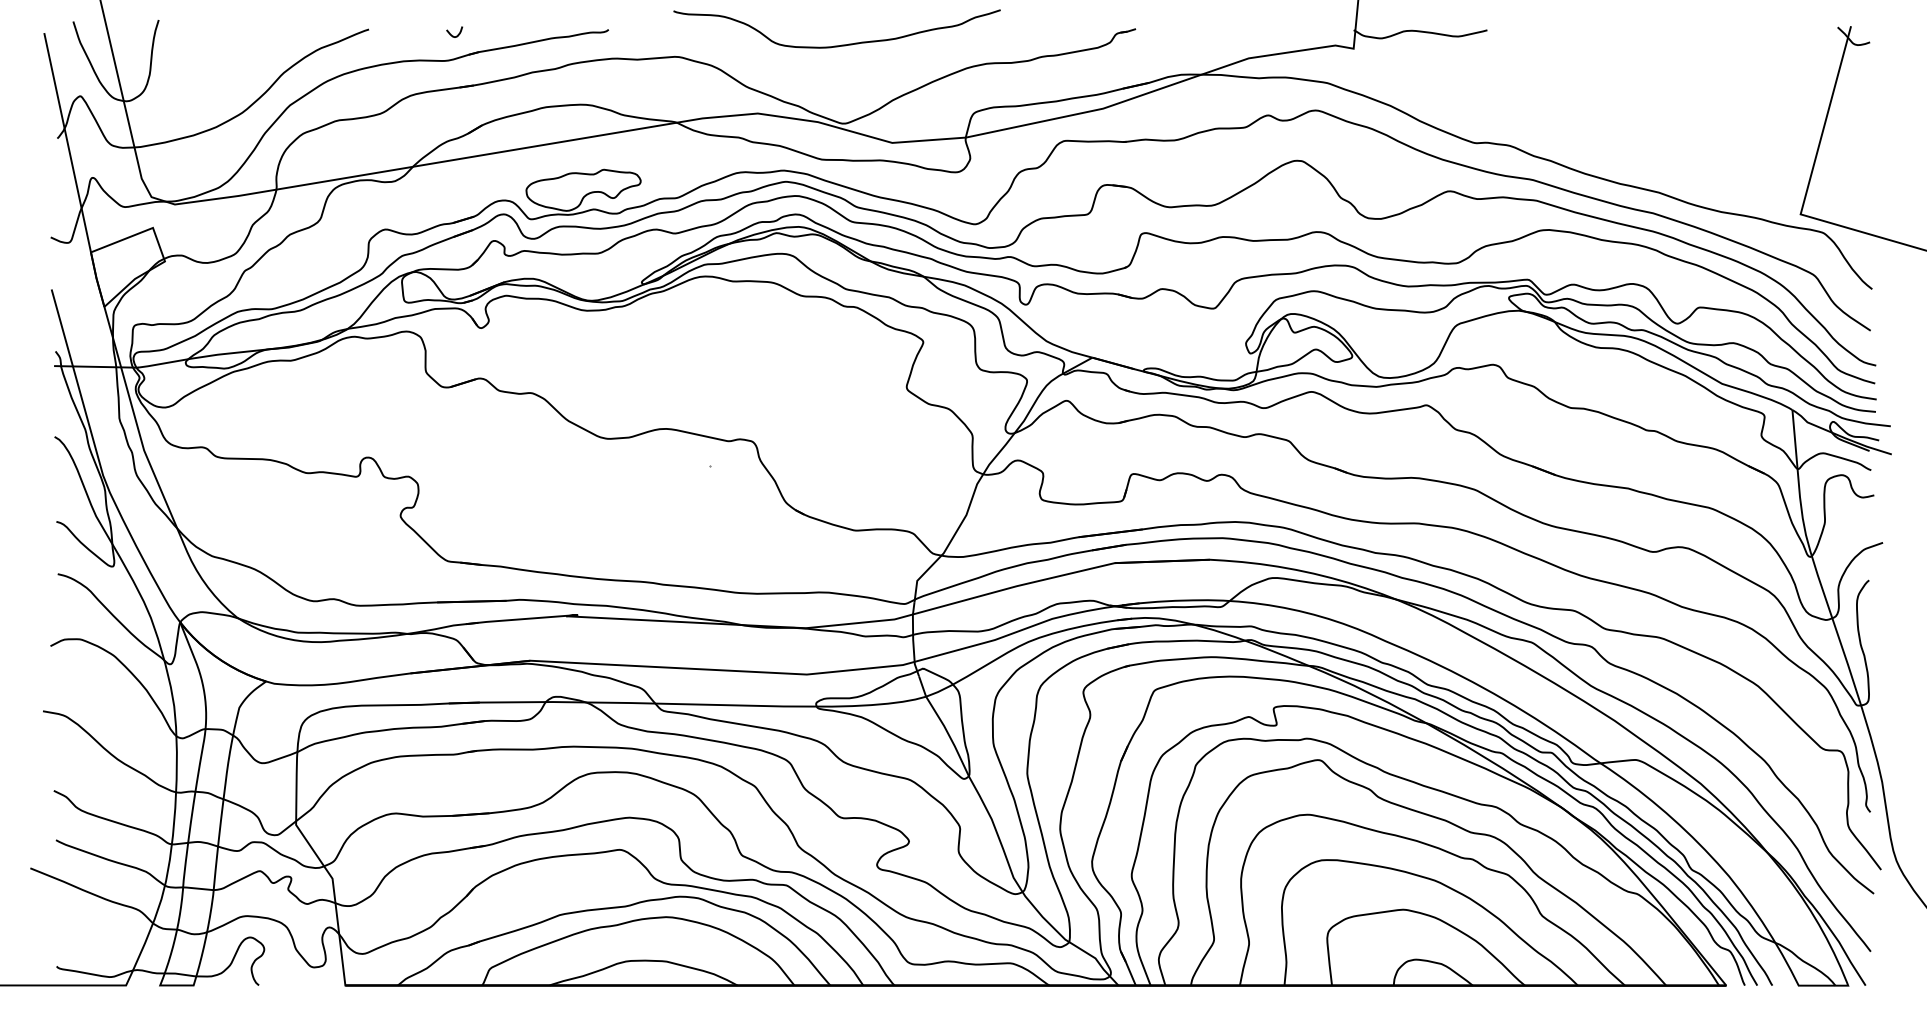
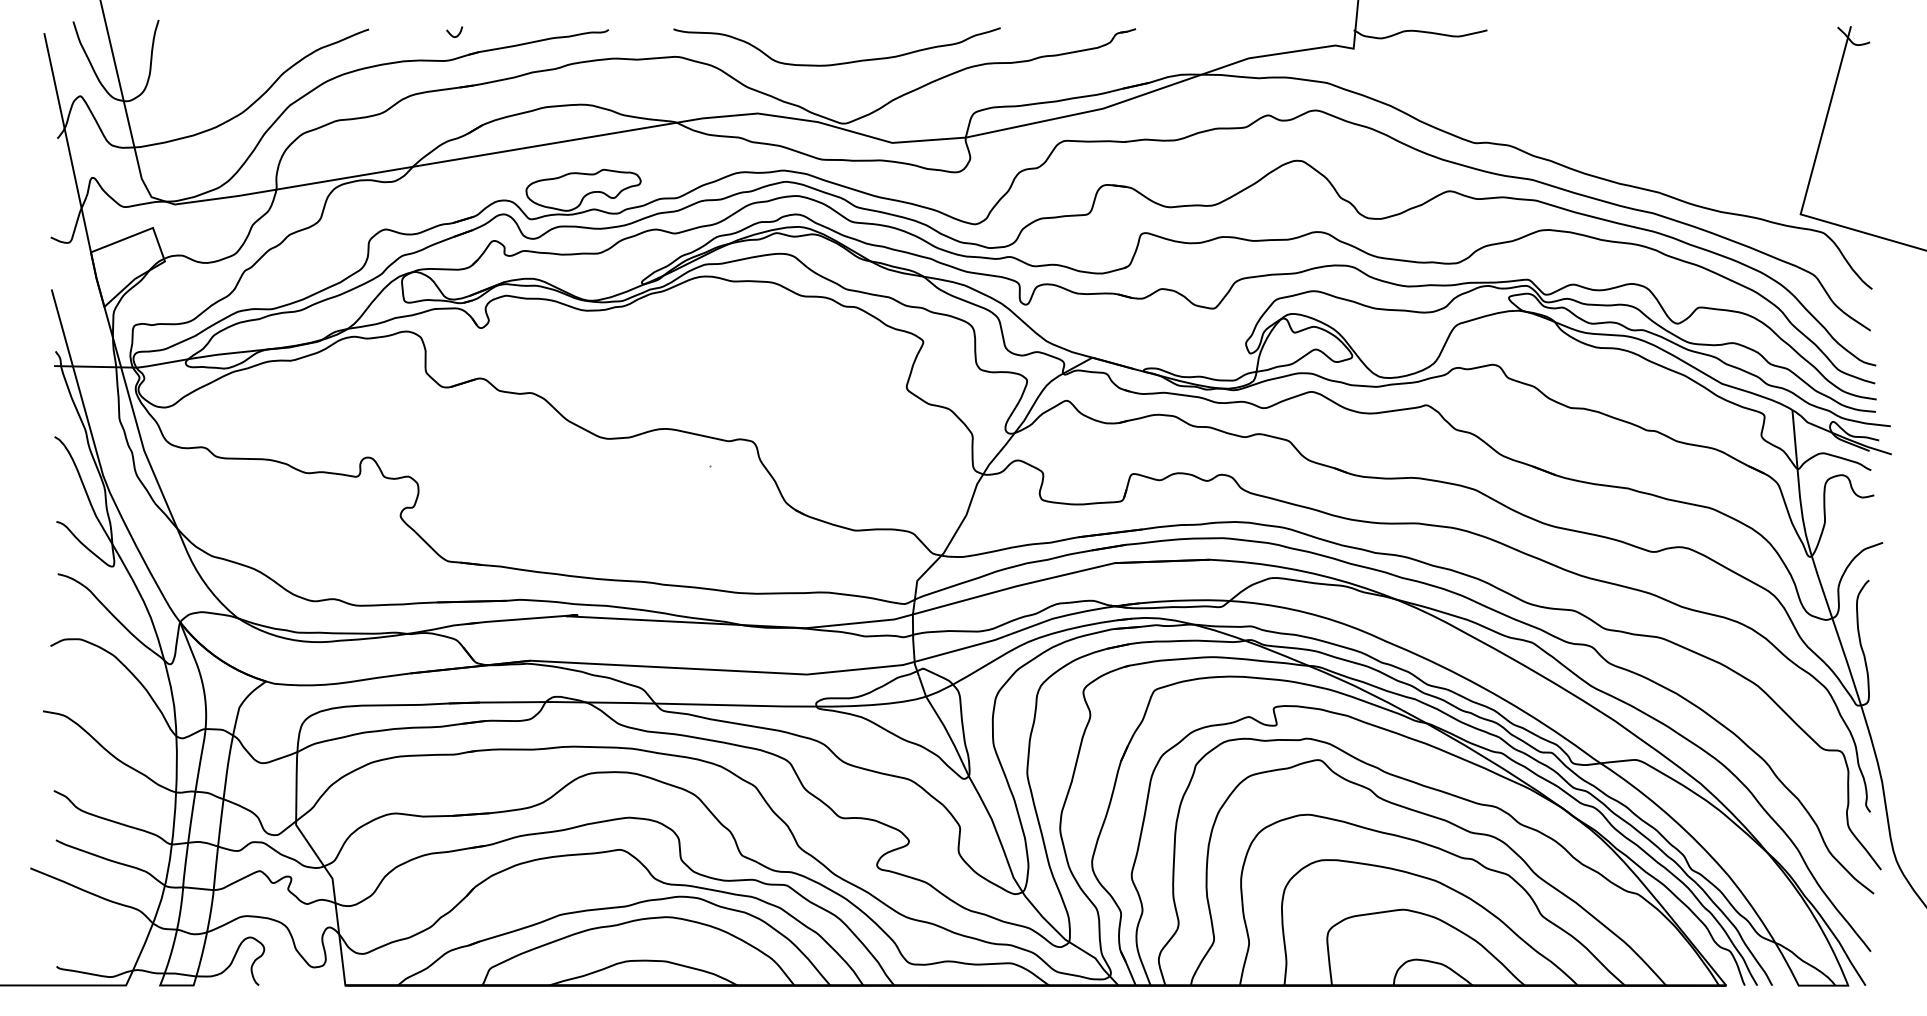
curve position: (841, 44) -> (841, 62) (841, 62)
